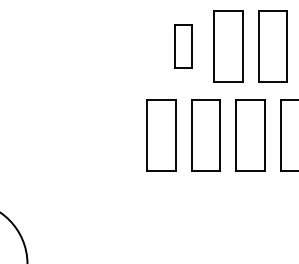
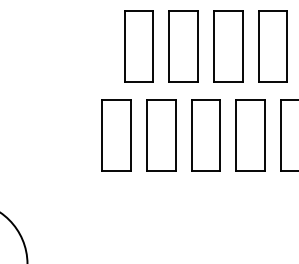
part: none -> present (138, 46)
part size: 19x45 px -> 31x73 px (183, 46)
part: none -> present (116, 135)
